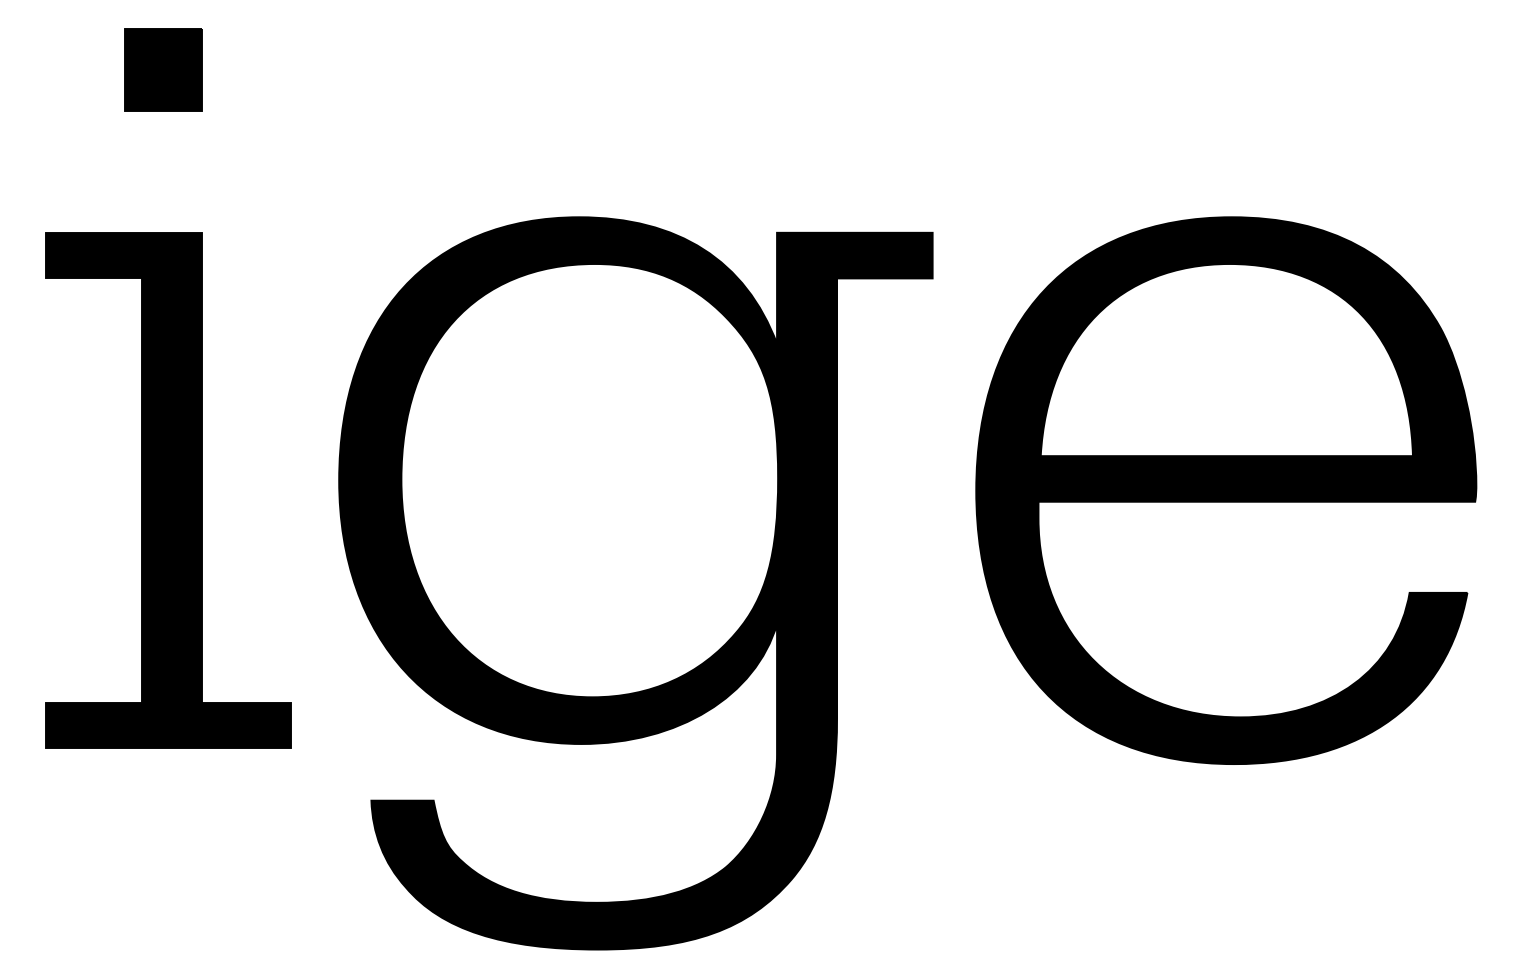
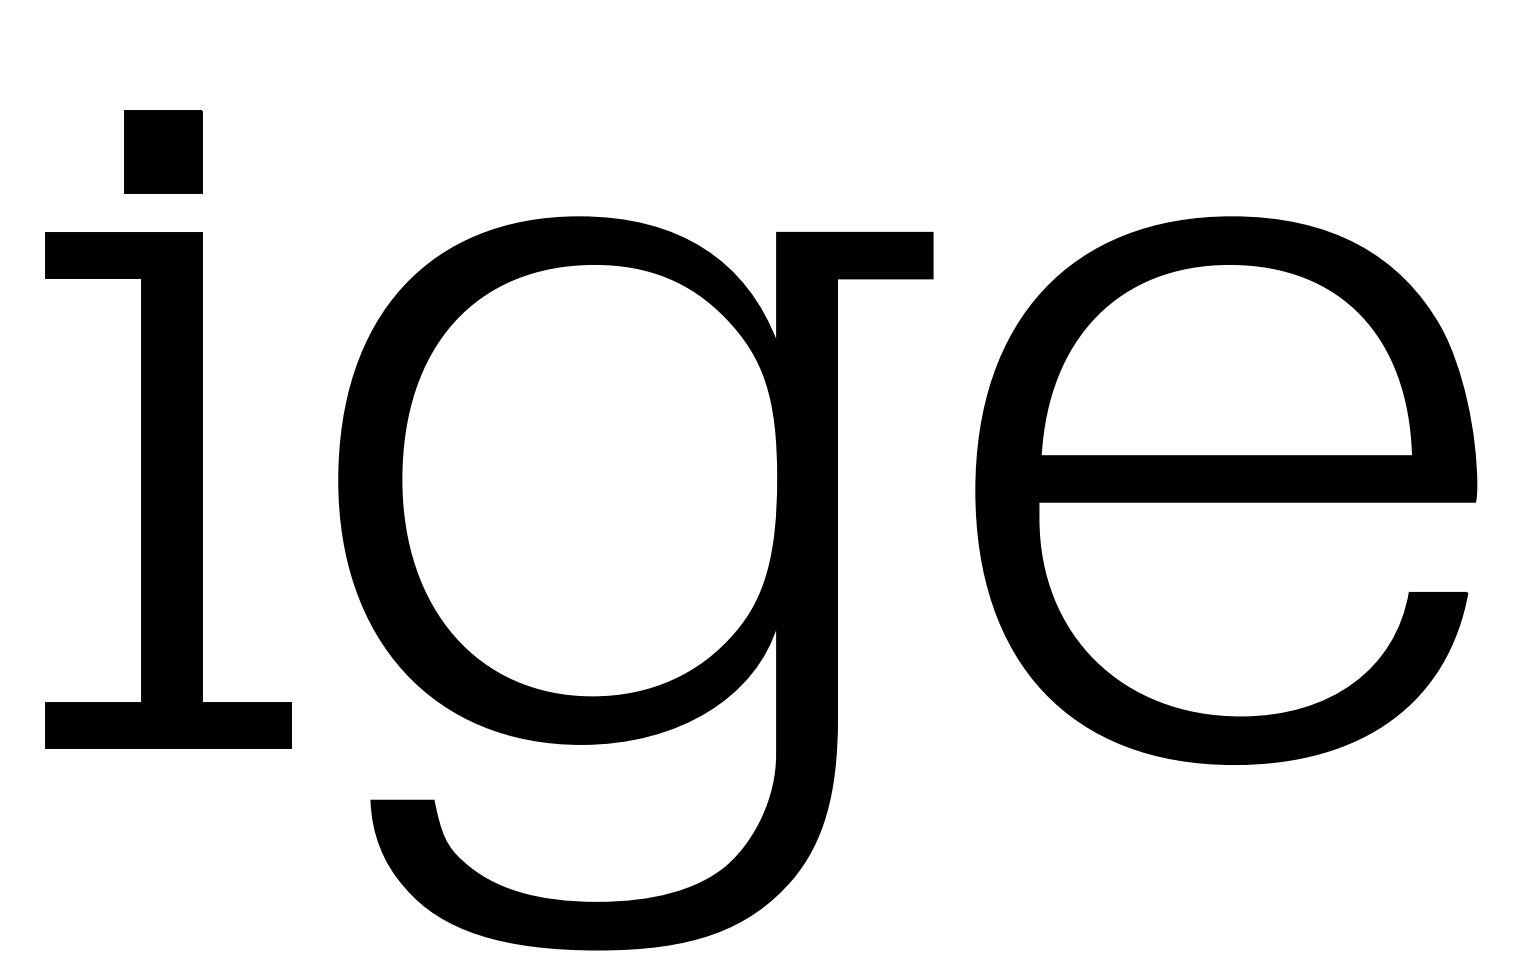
part position: (163, 69) -> (163, 151) (163, 151)
